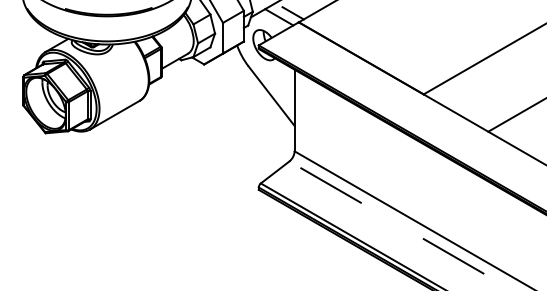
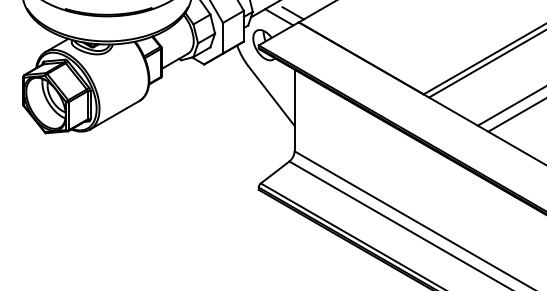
line: none -> present (486, 64)
line: none -> present (510, 106)
line: dashed -> solid (401, 225)
